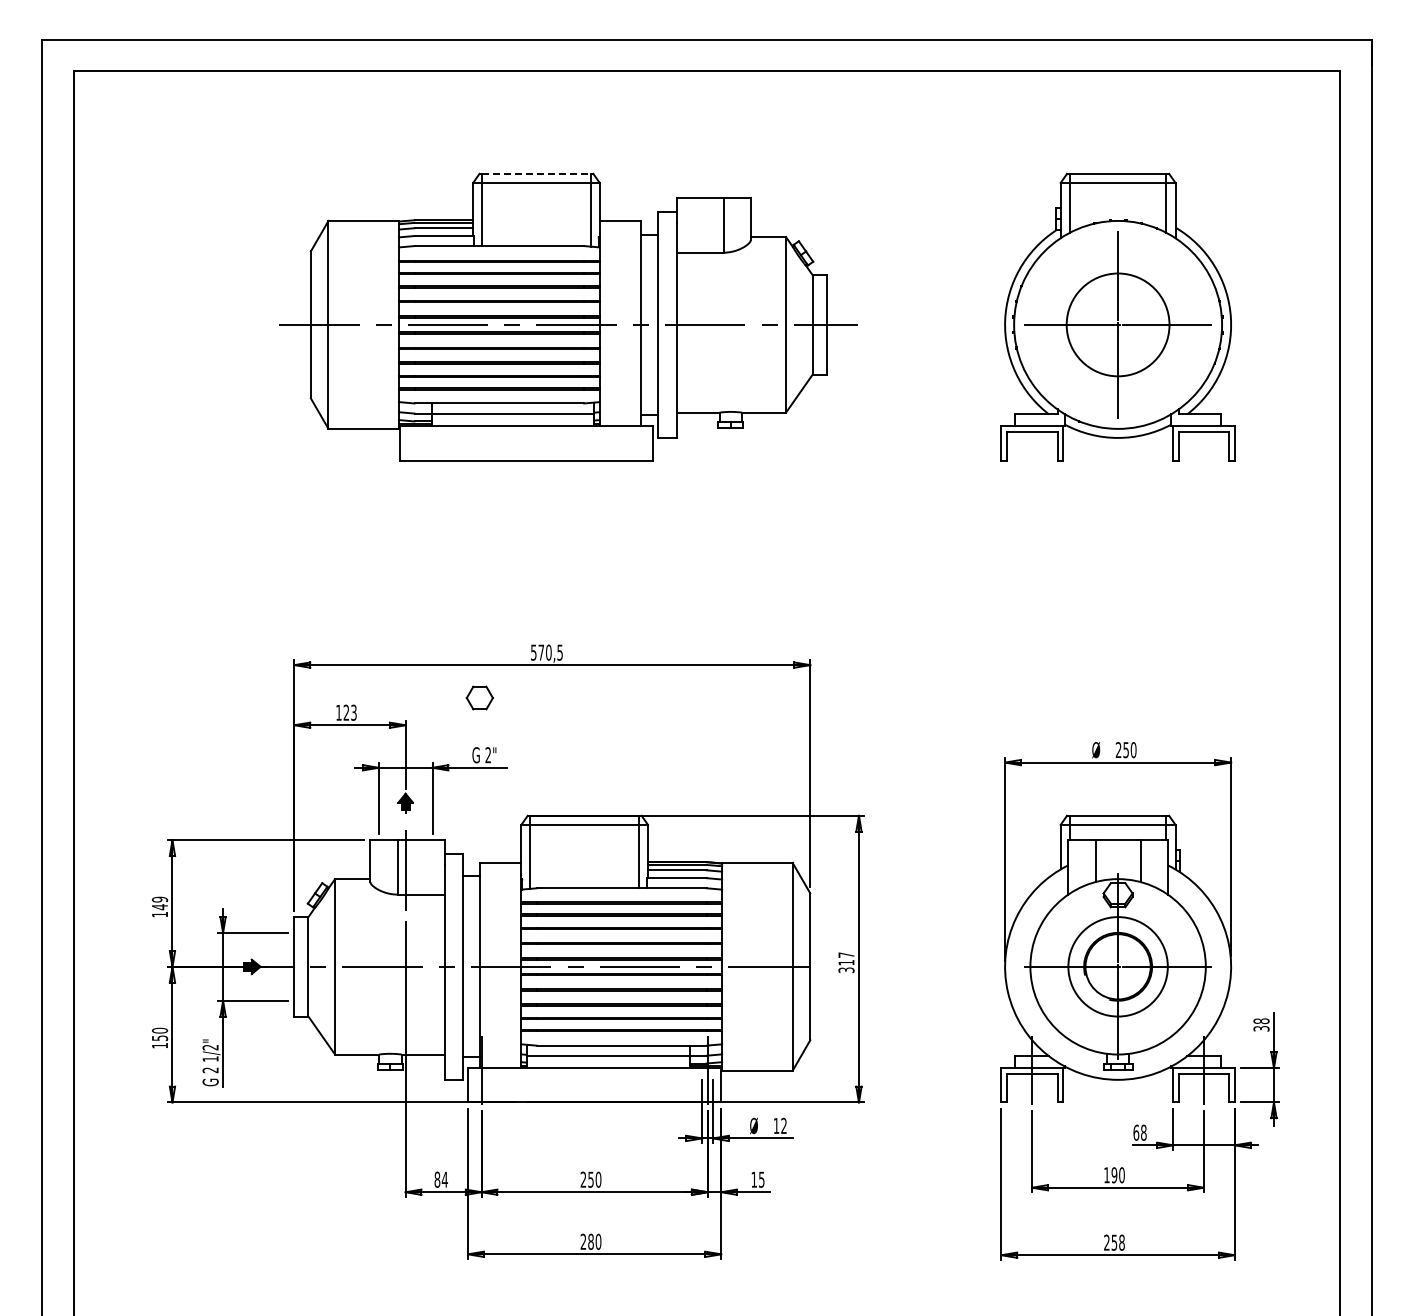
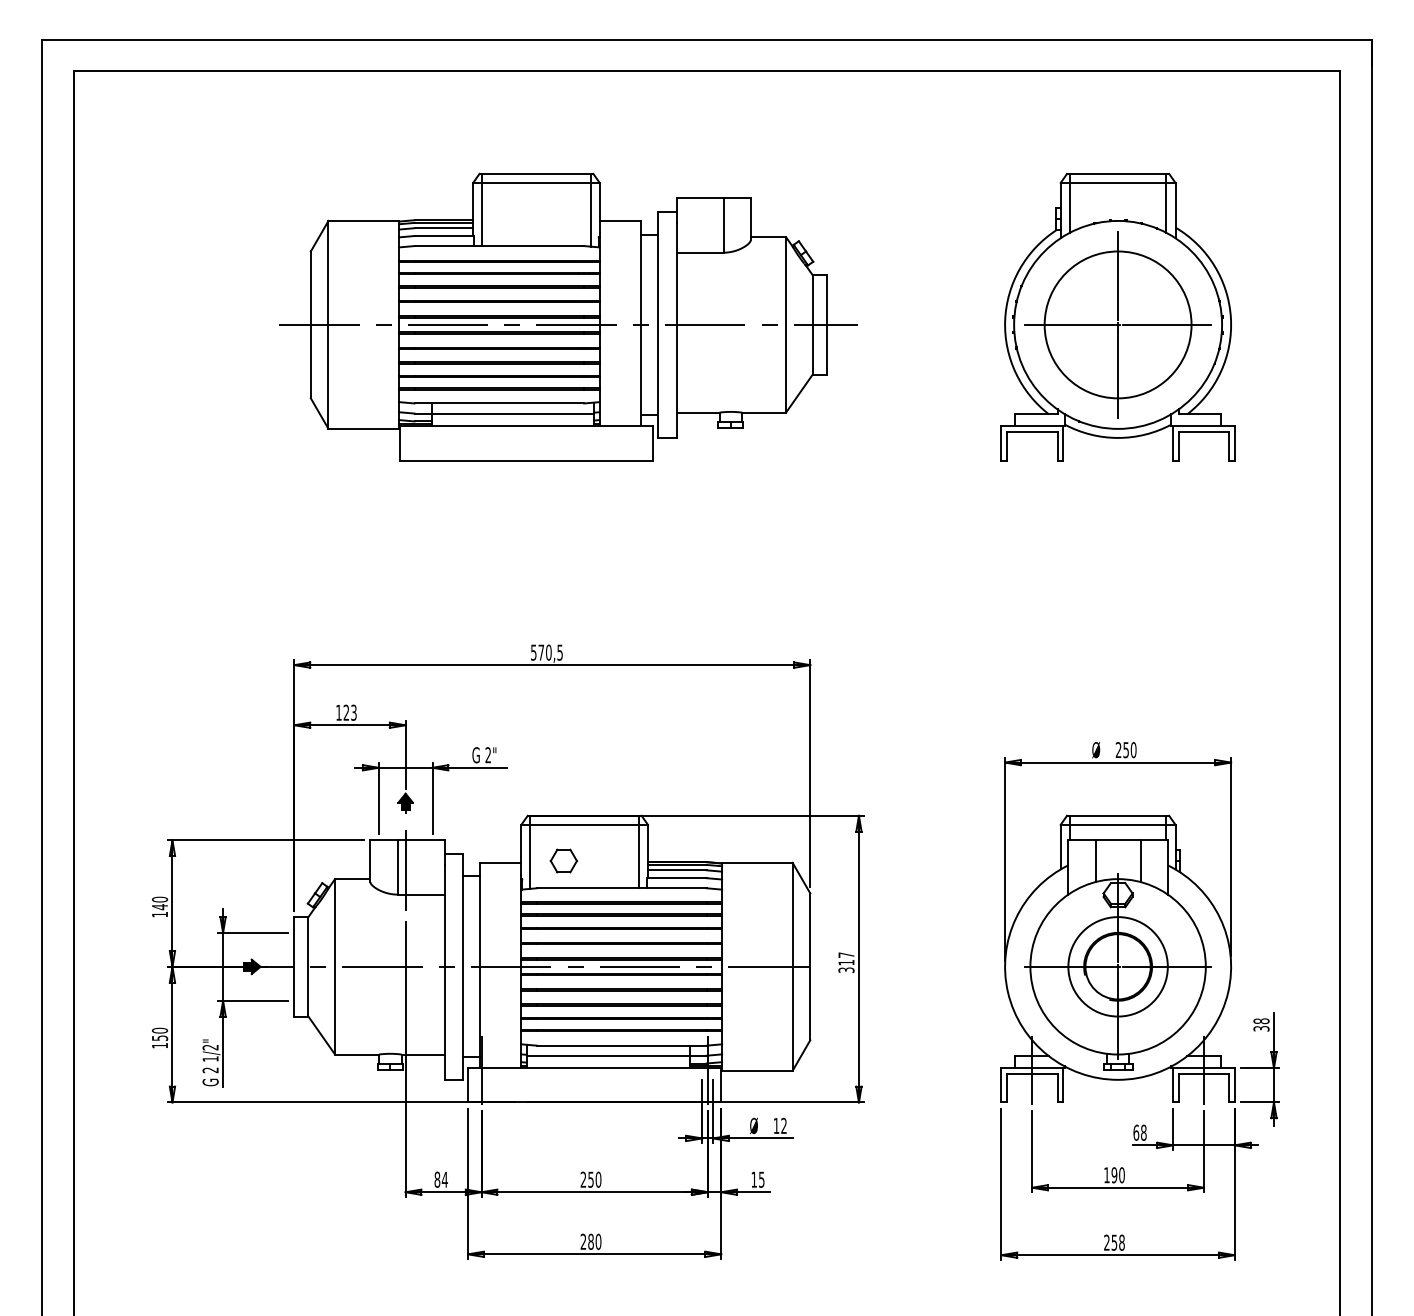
line: dashed -> solid (536, 173)
circle diameter: 103 px -> 147 px (1117, 324)
part position: (479, 697) -> (563, 860) (563, 860)
text: 149 -> 140 (160, 899)
